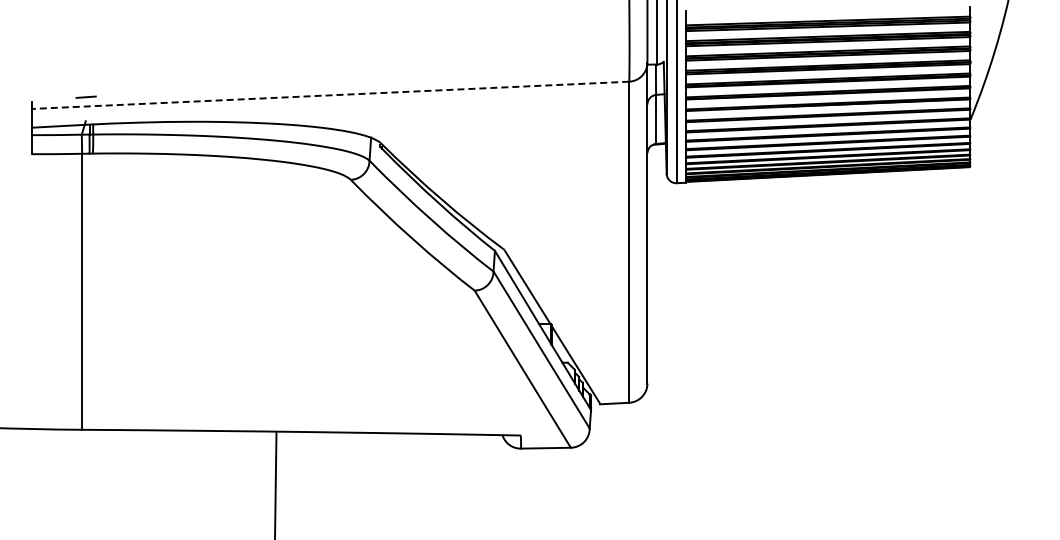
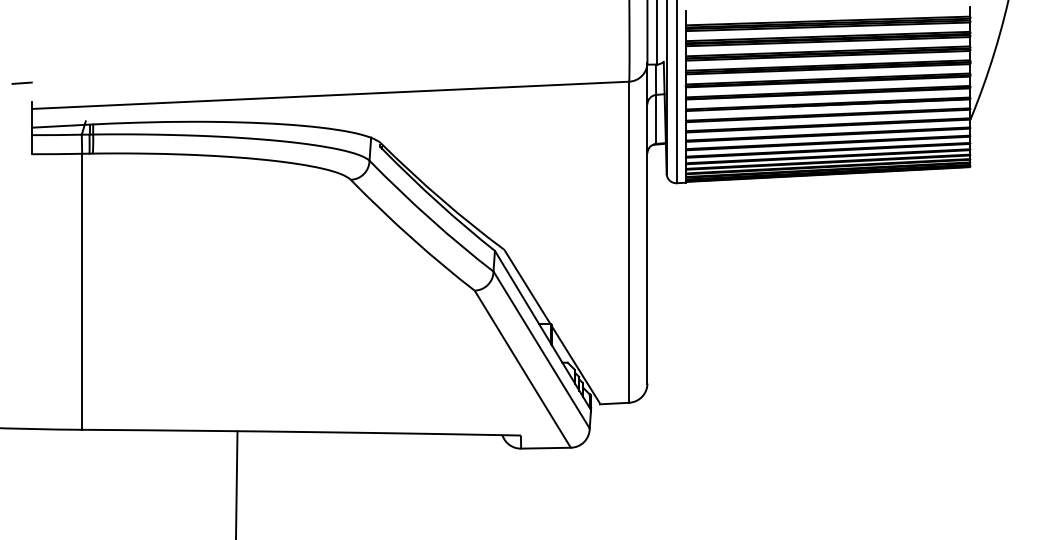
line: dashed -> solid (330, 95)
line position: (85, 96) -> (21, 82) (21, 82)
line position: (275, 484) -> (236, 483) (236, 483)
